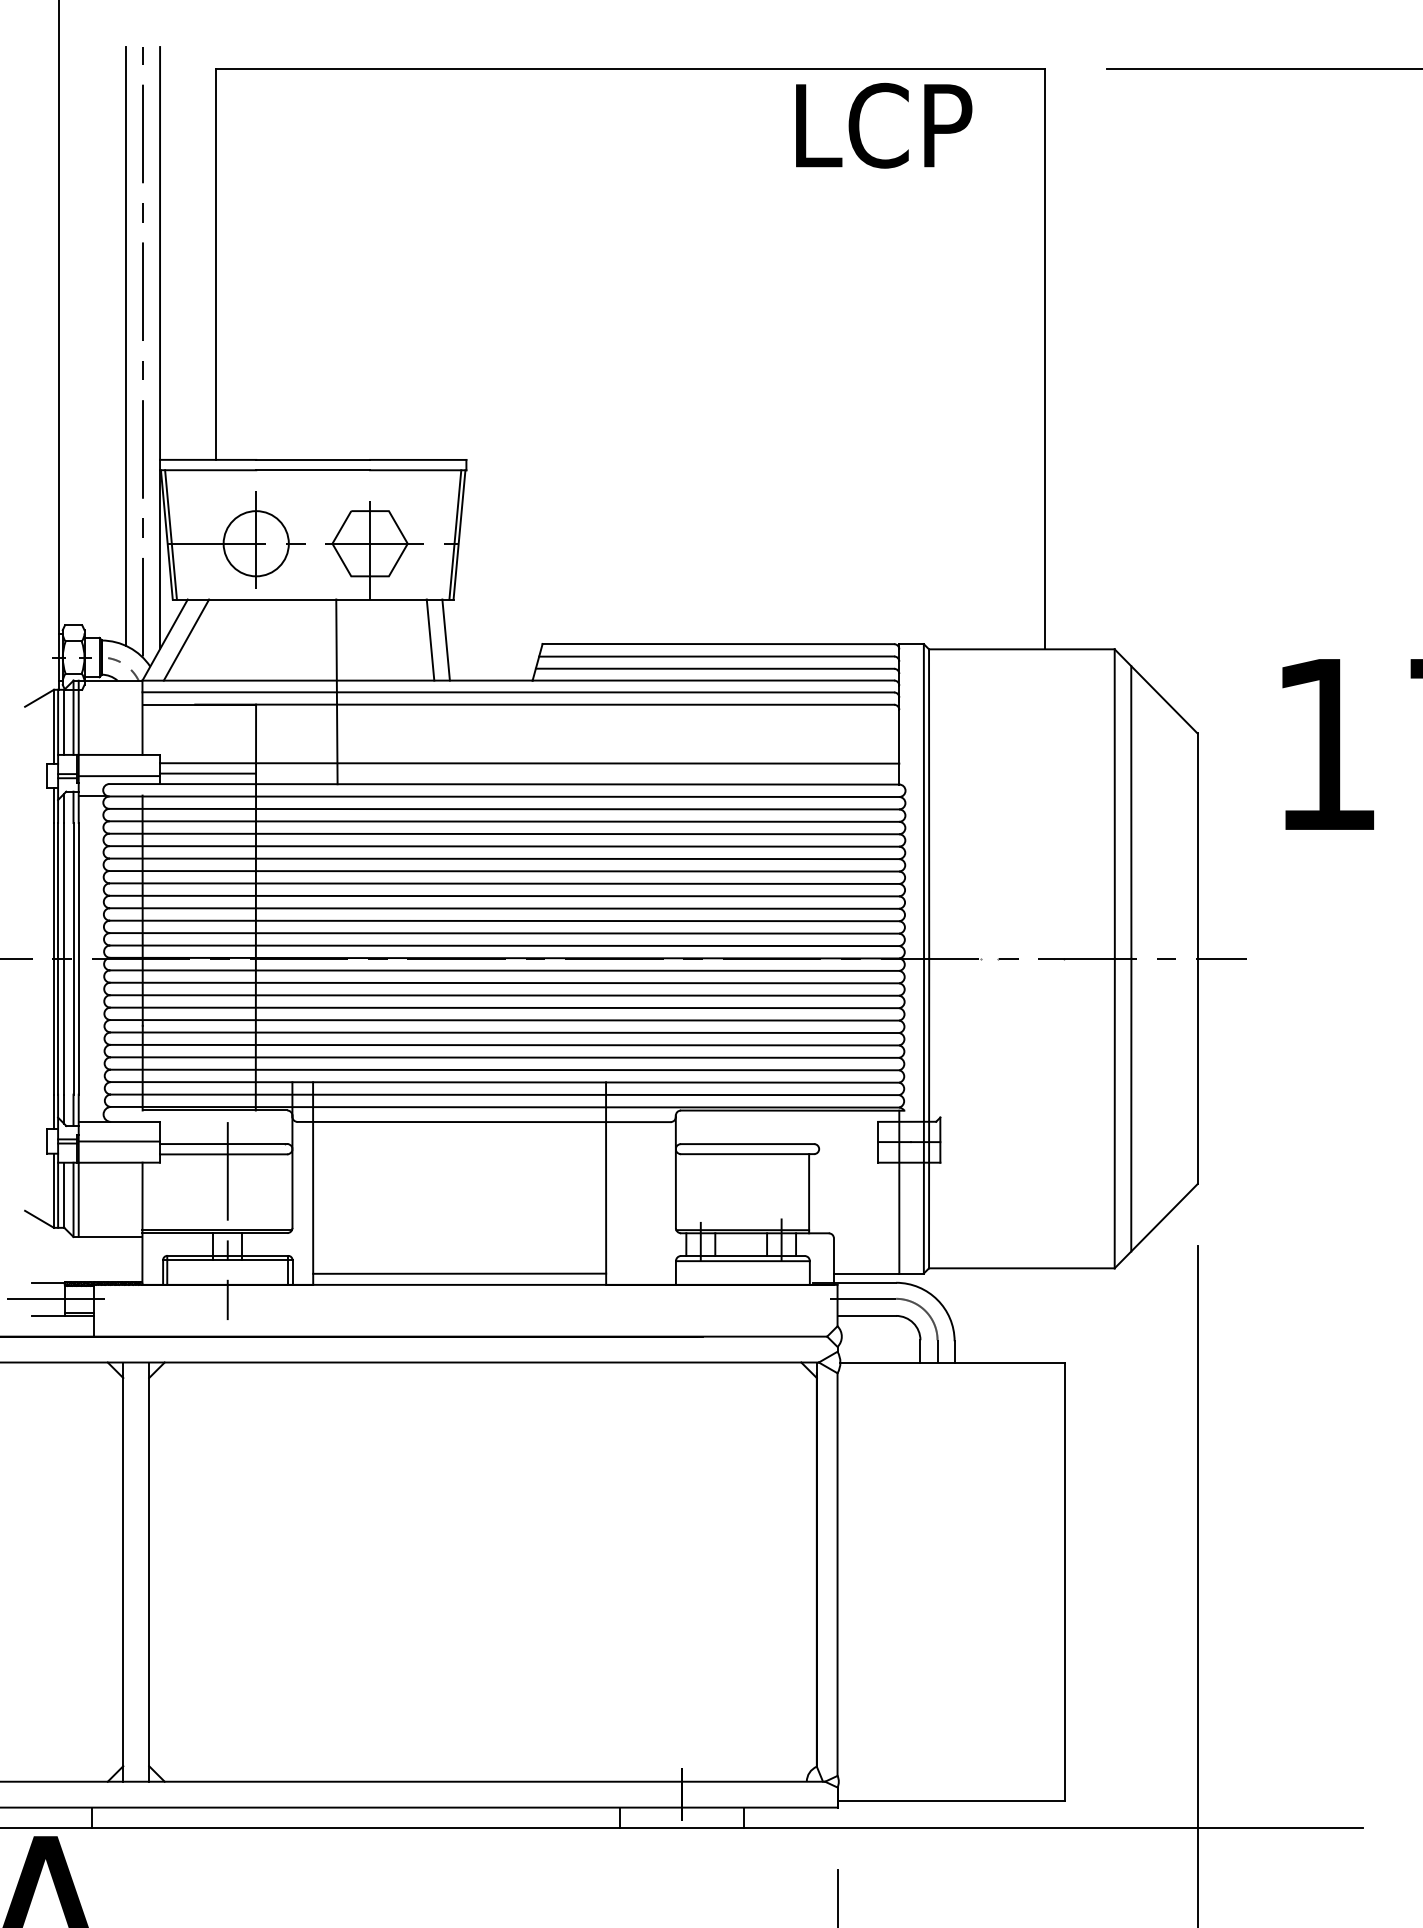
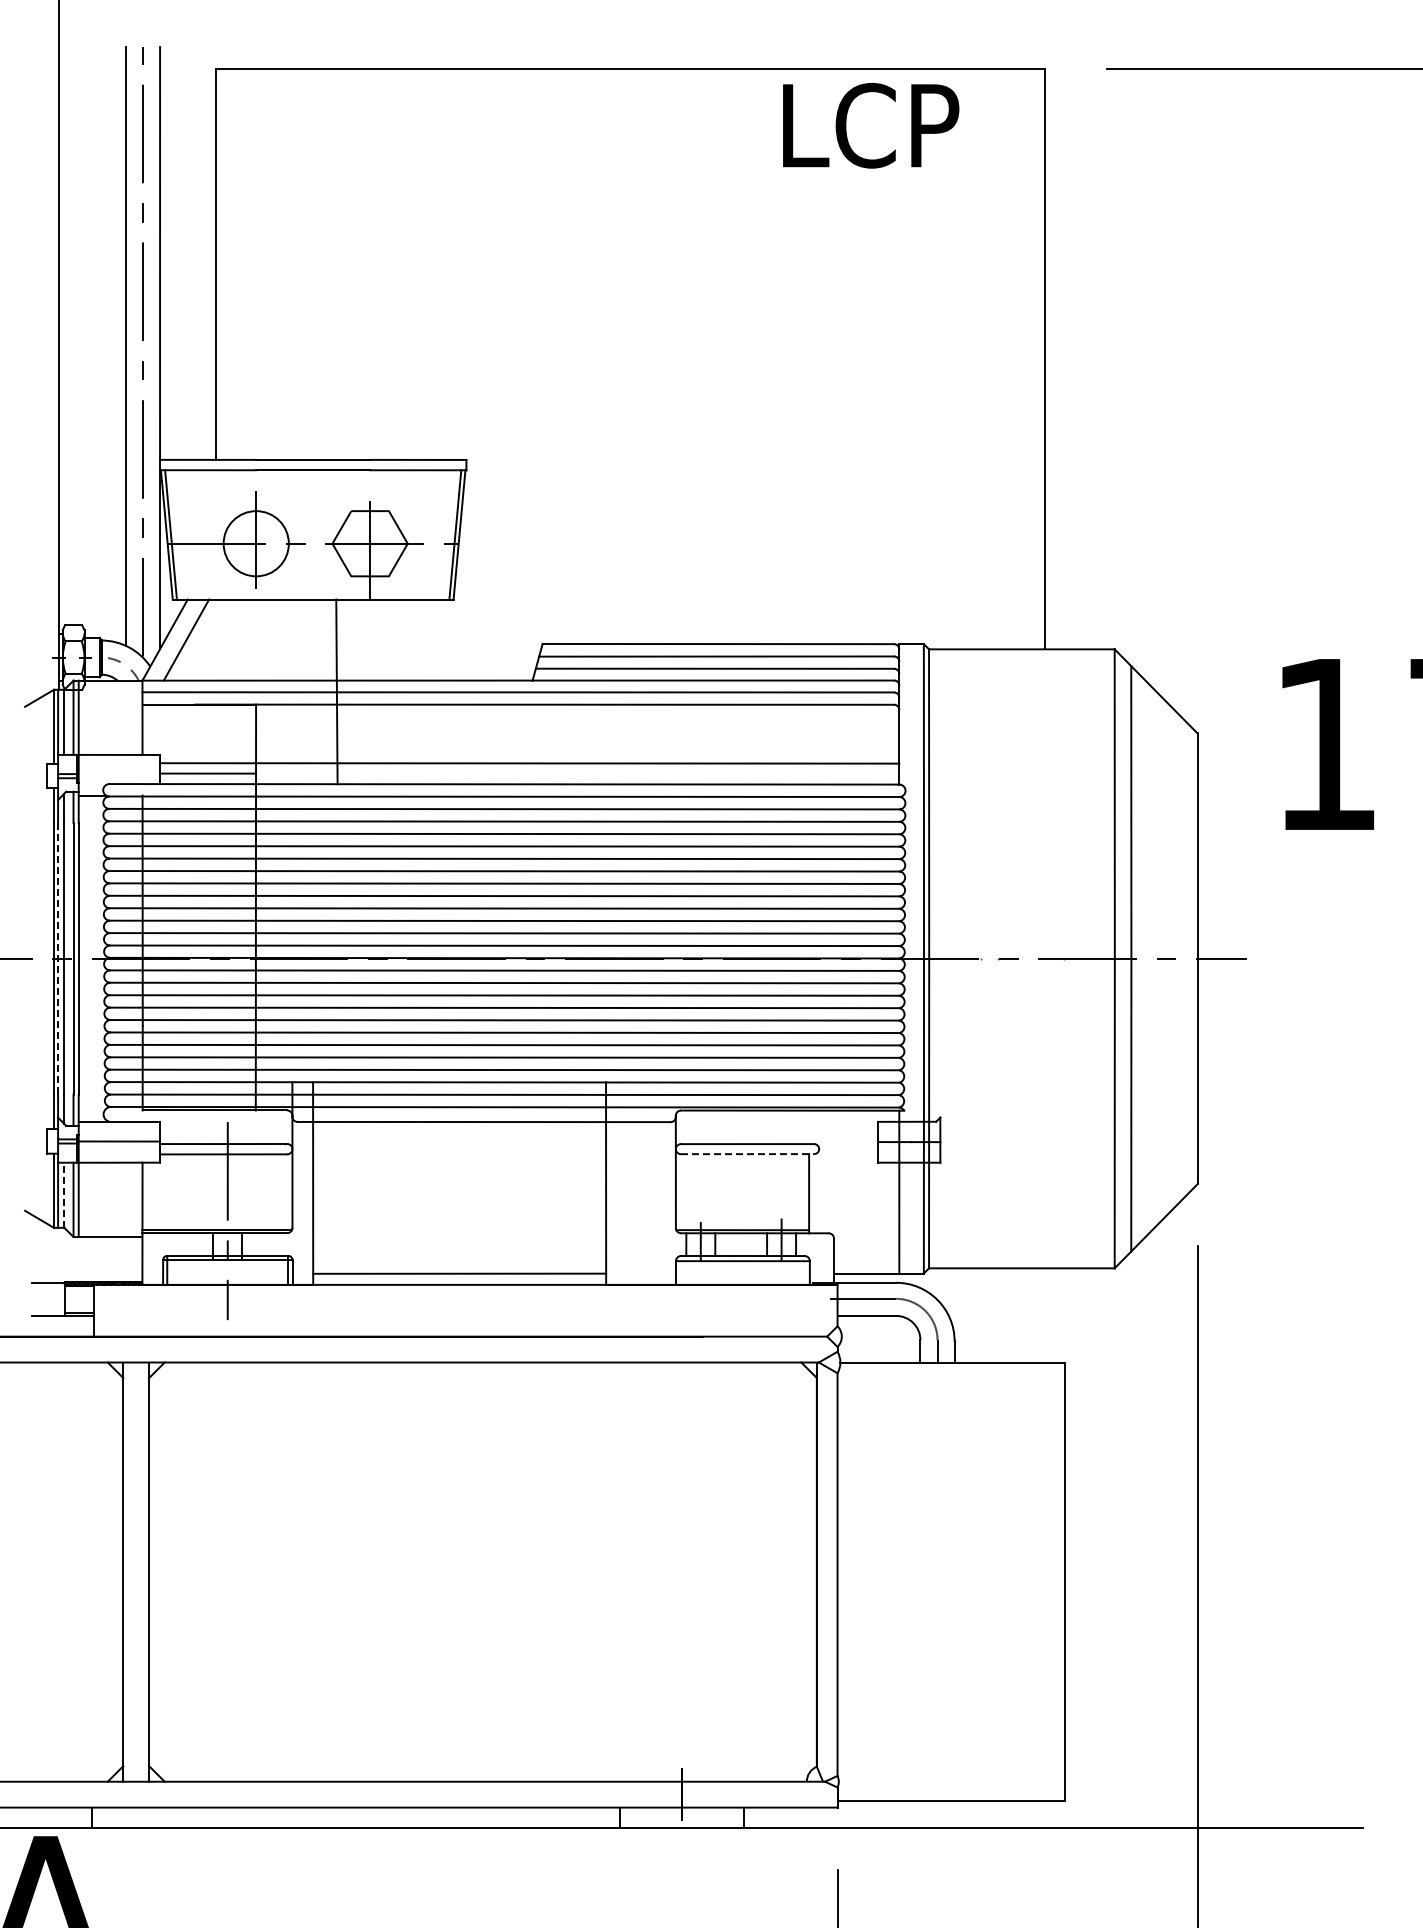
text position: (884, 125) -> (871, 125) (871, 125)
line: present -> none (430, 639)
line: present -> none (445, 639)
line: present -> none (119, 776)
line: solid -> dashed (58, 958)
line: solid -> dashed (747, 1154)
line: solid -> dashed (64, 1195)
line: present -> none (53, 1299)
